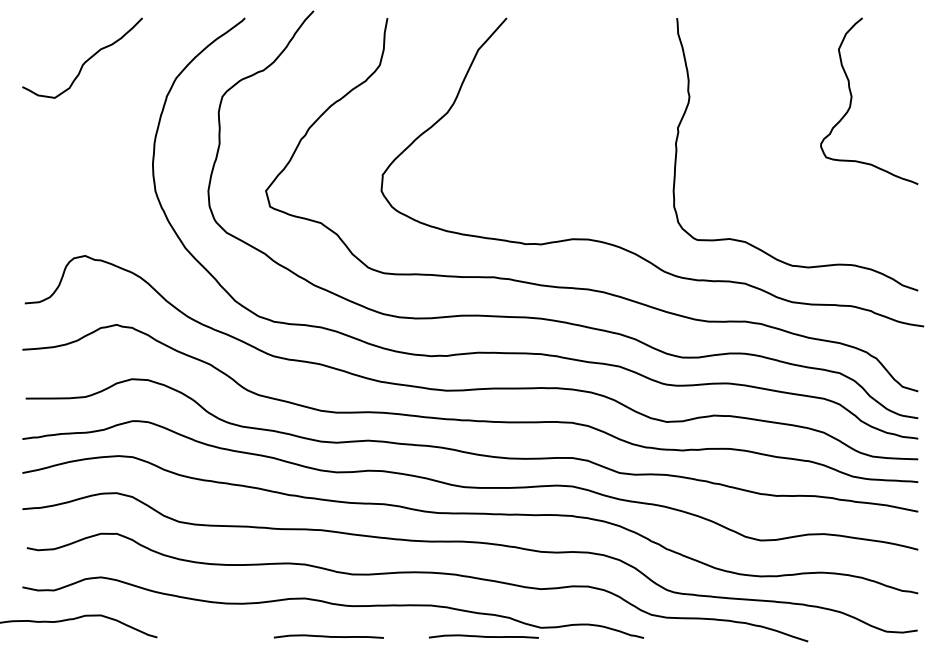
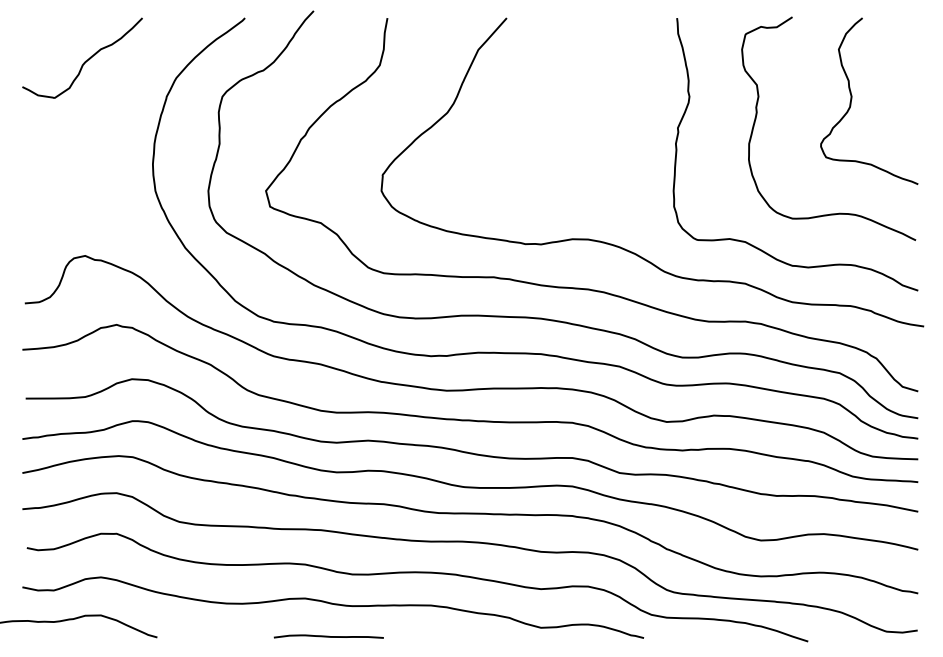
curve: none -> present (757, 115)
curve: present -> none (483, 636)
